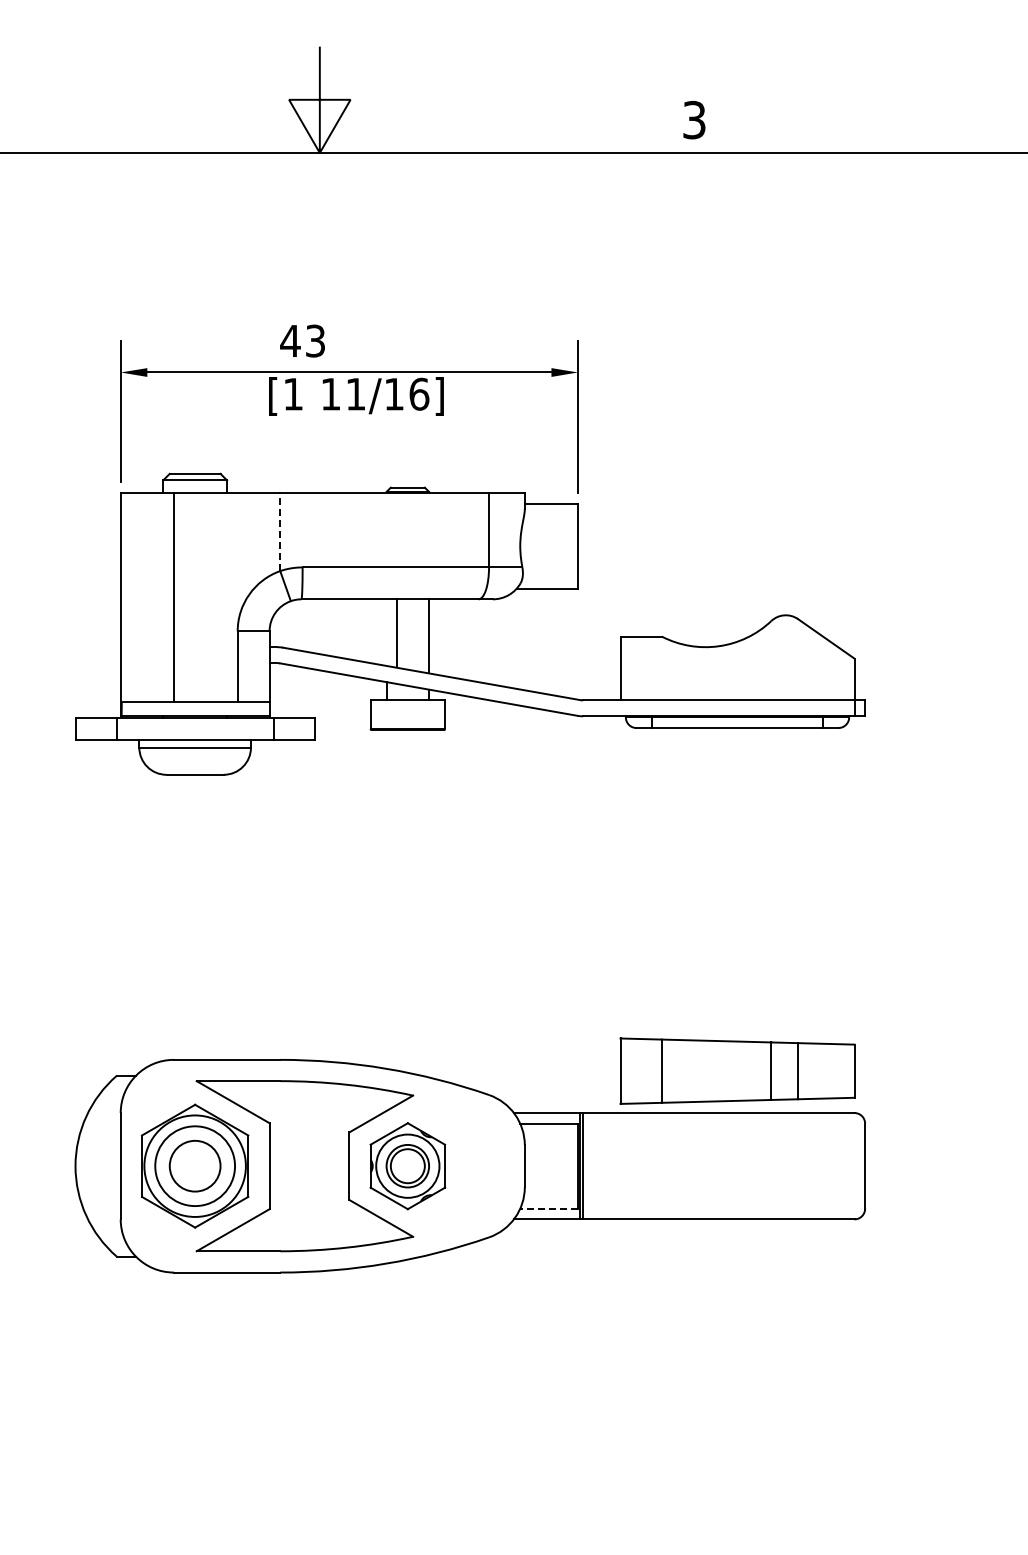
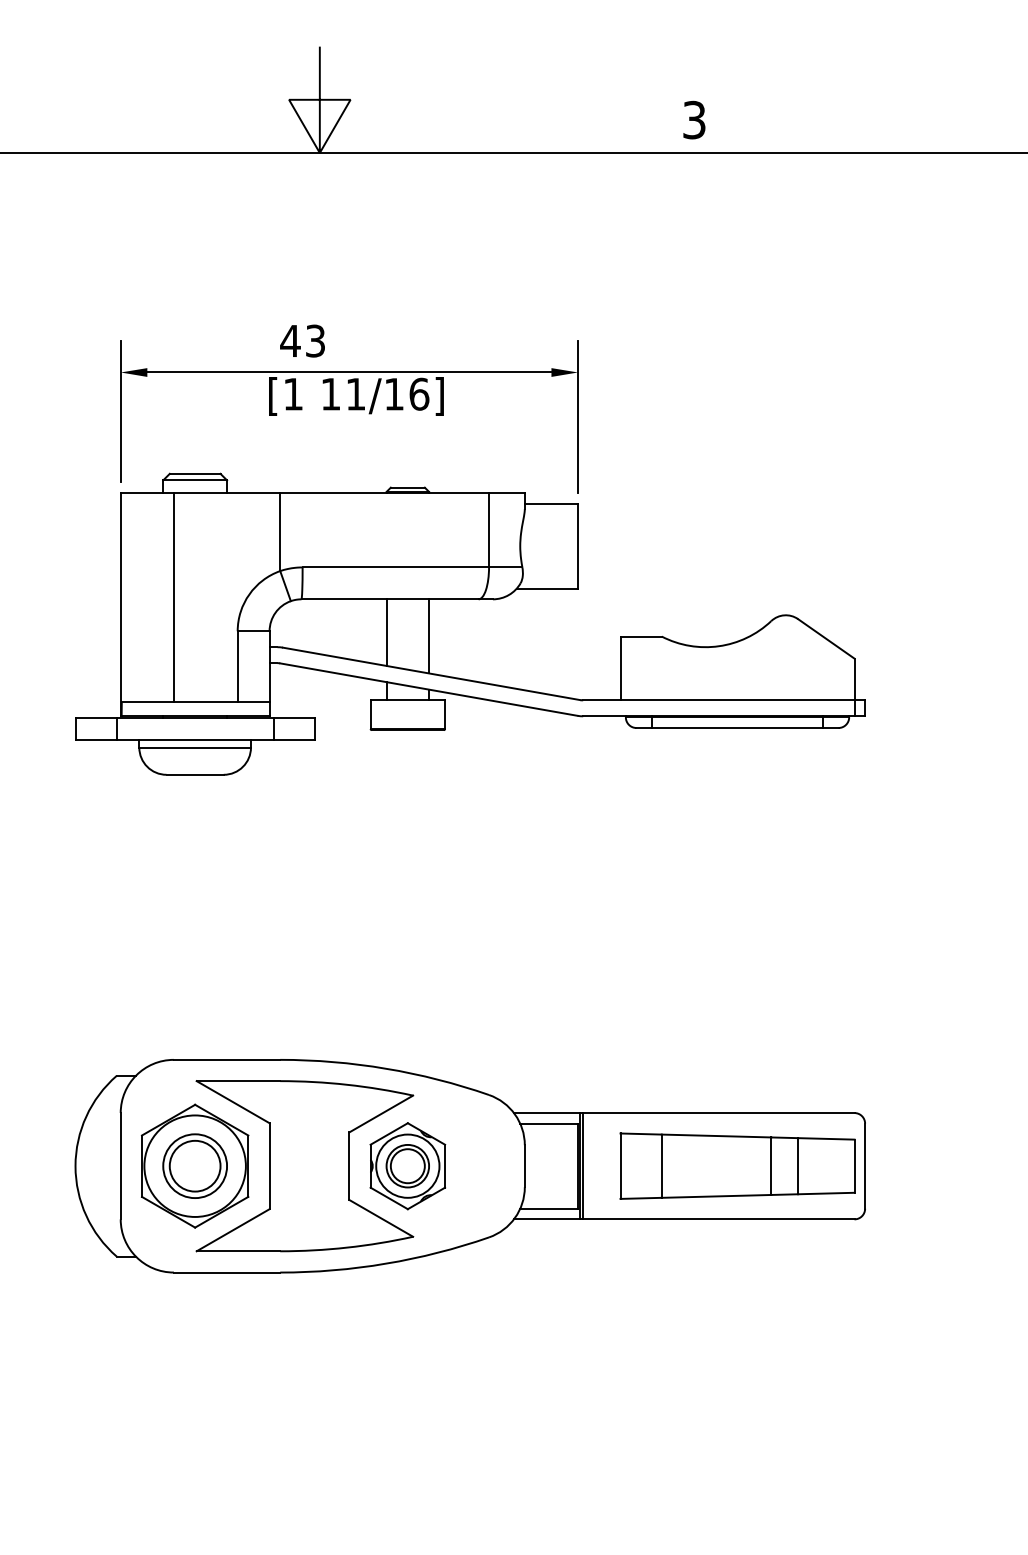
line: dashed -> solid (280, 531)
line position: (396, 632) -> (386, 632) (386, 632)
part position: (737, 1070) -> (737, 1165) (737, 1165)
circle diameter: 80 px -> 64 px (195, 1166)
line: dashed -> solid (549, 1208)
